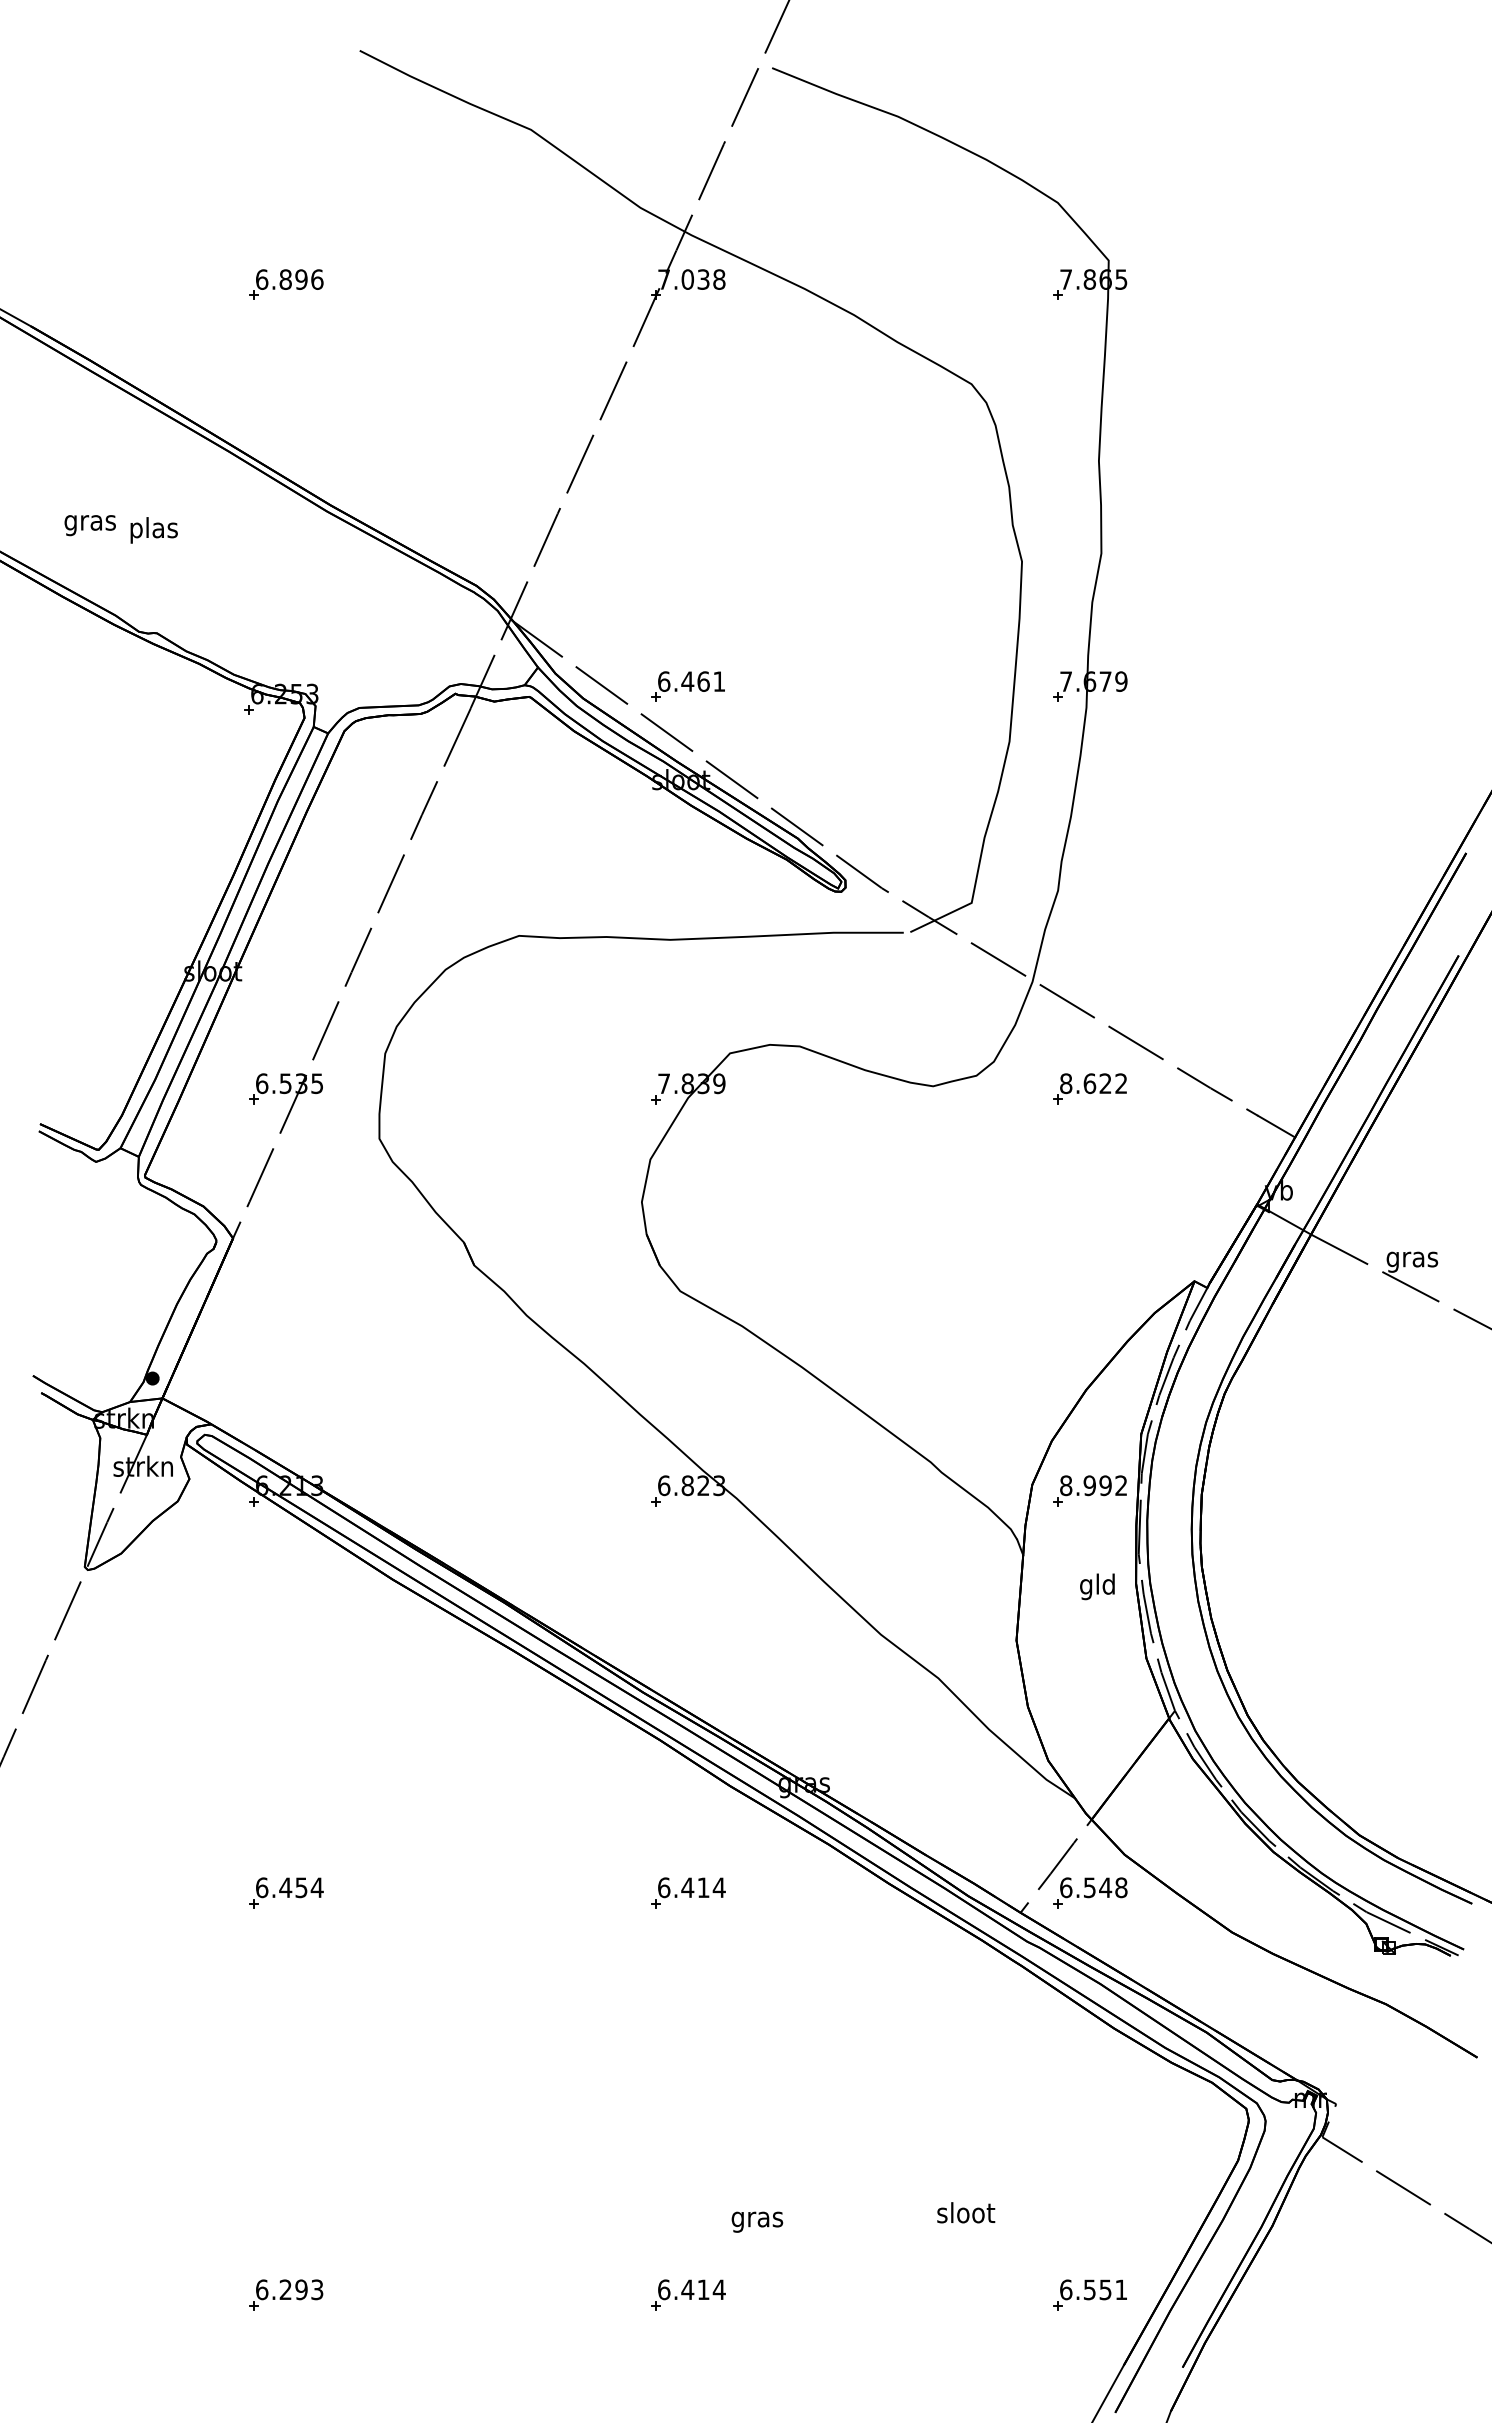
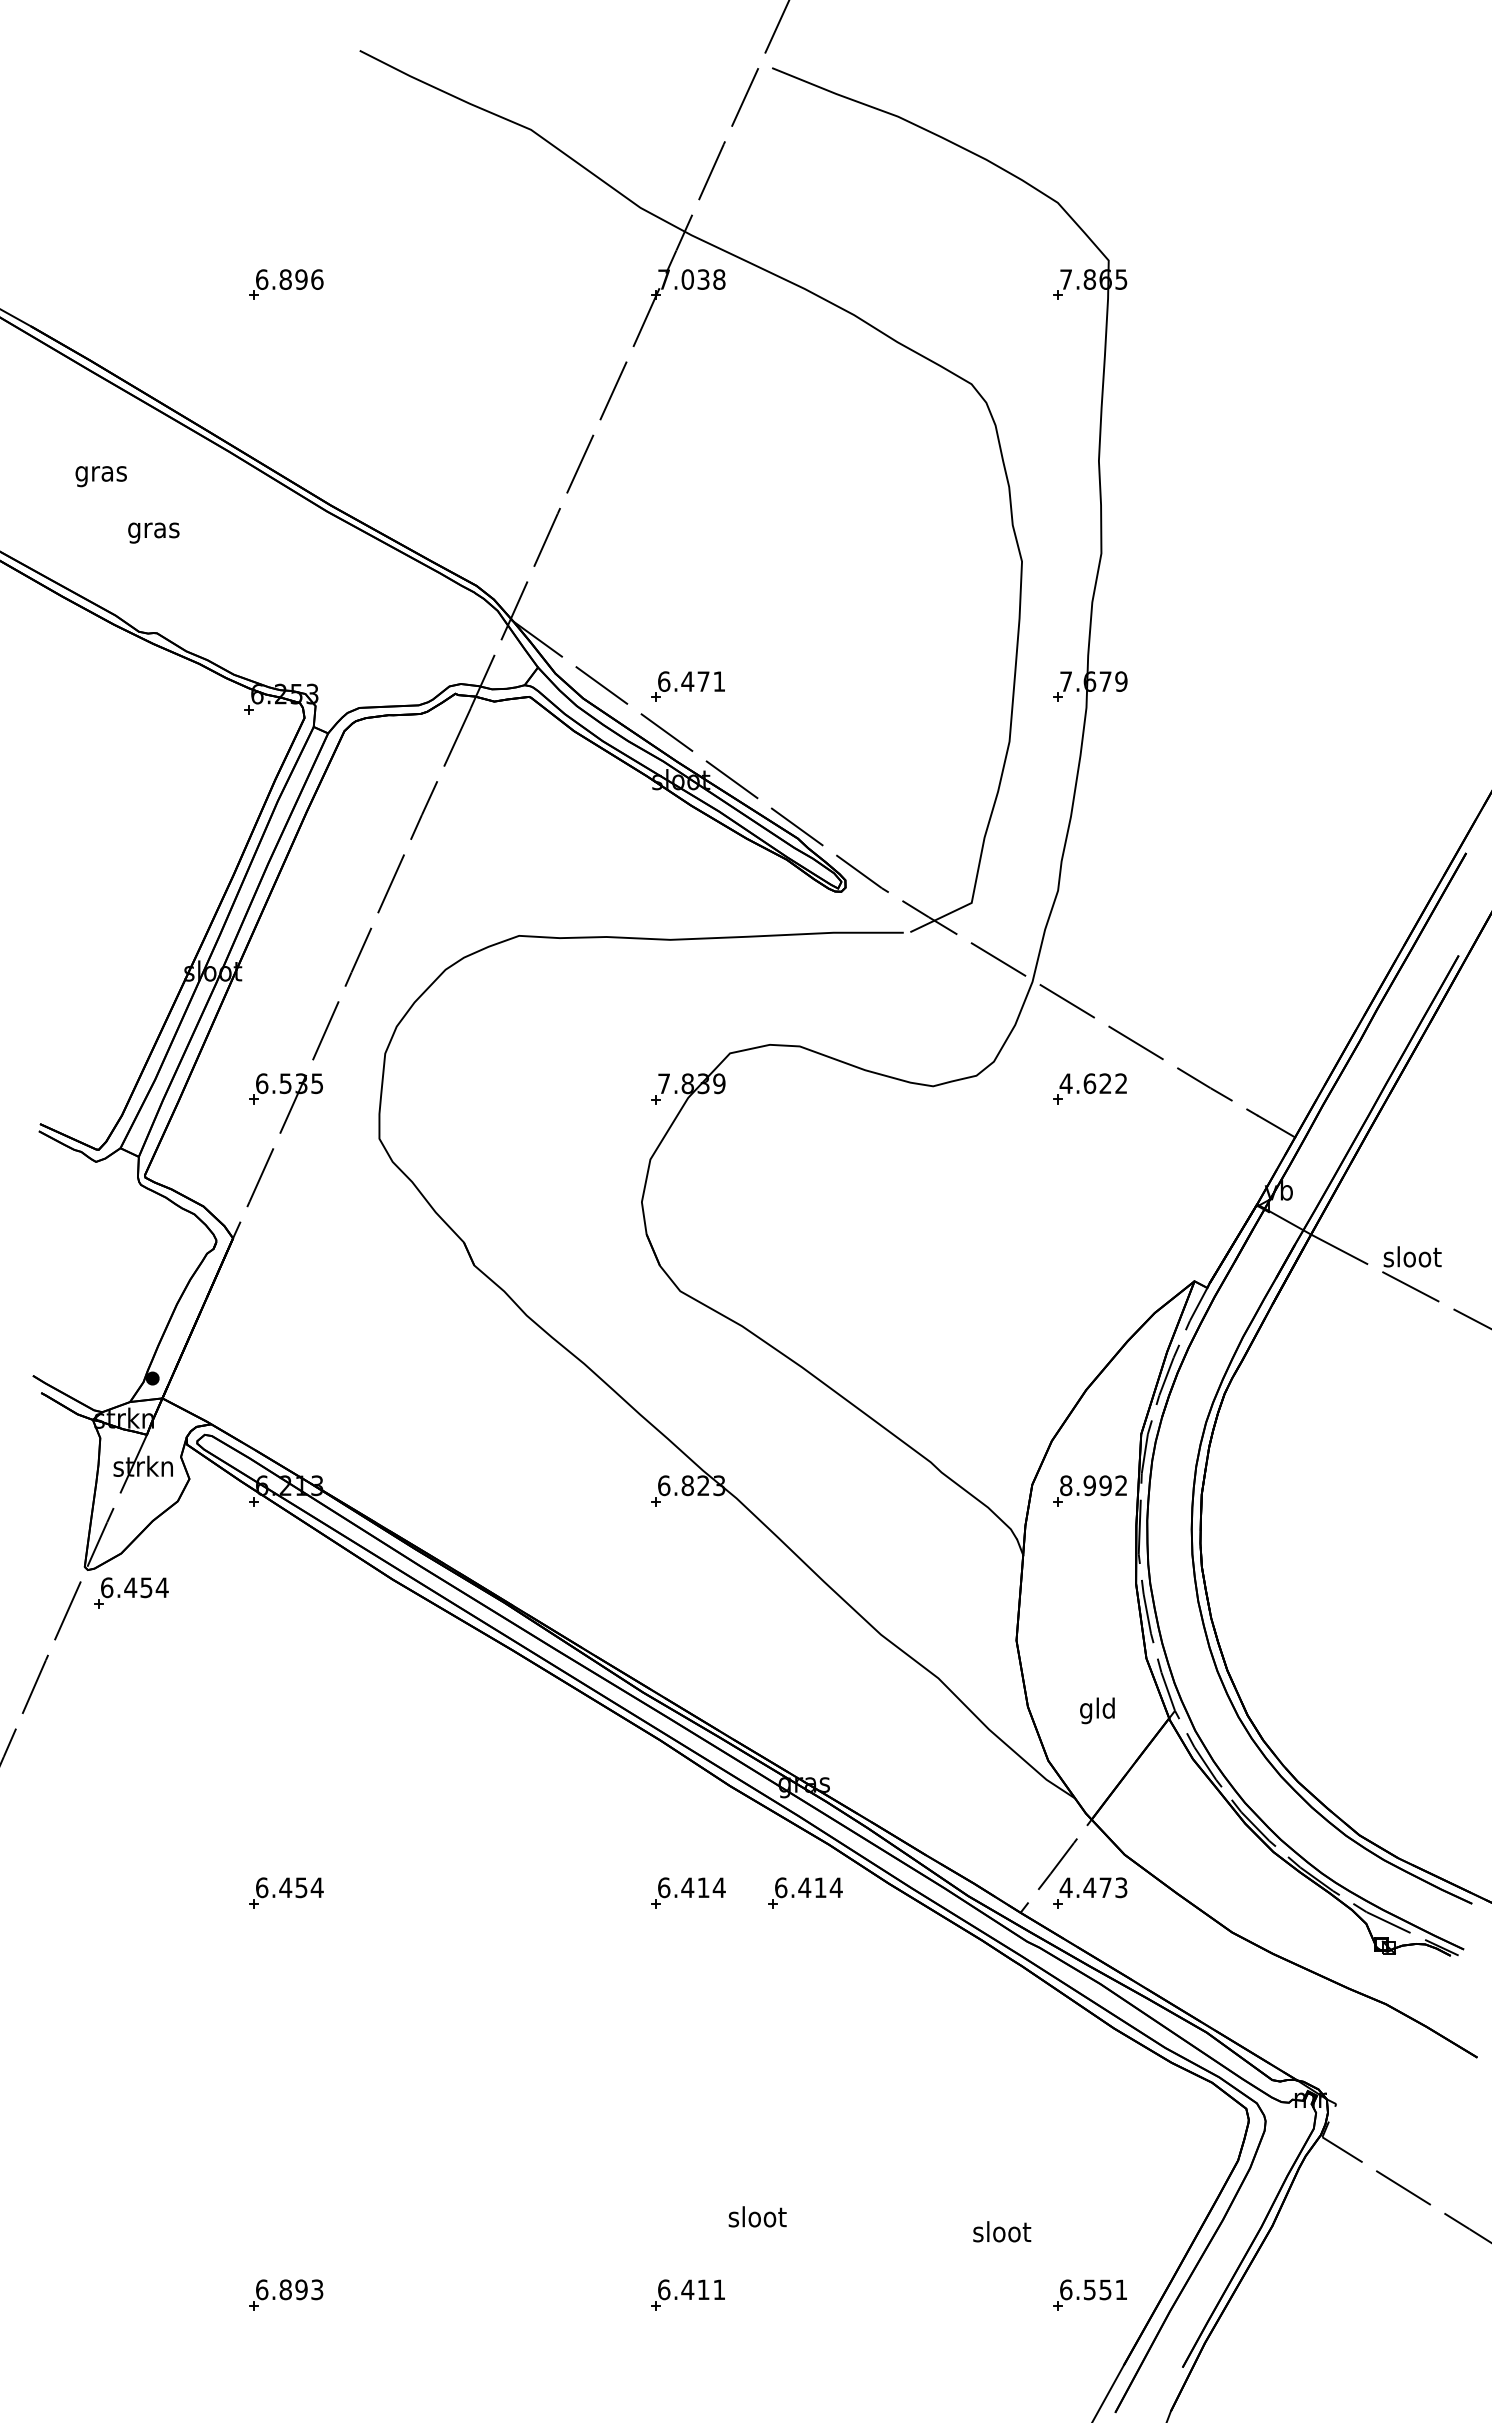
text position: (89, 525) -> (100, 476) (100, 476)
text: plas -> gras (153, 530)
text: 6.461 -> 6.471 (703, 681)
text: 8.622 -> 4.622 (1065, 1083)
text: gras -> sloot (1412, 1259)
text position: (1097, 1586) -> (1097, 1710) (1097, 1710)
part: none -> present (131, 1592)
text: 6.548 -> 4.473 (1093, 1887)
part: none -> present (805, 1892)
text position: (966, 2212) -> (1002, 2231) (1002, 2231)
text: gras -> sloot (757, 2219)
text: 6.293 -> 6.893 (285, 2289)
text: 6.414 -> 6.411 (718, 2289)
